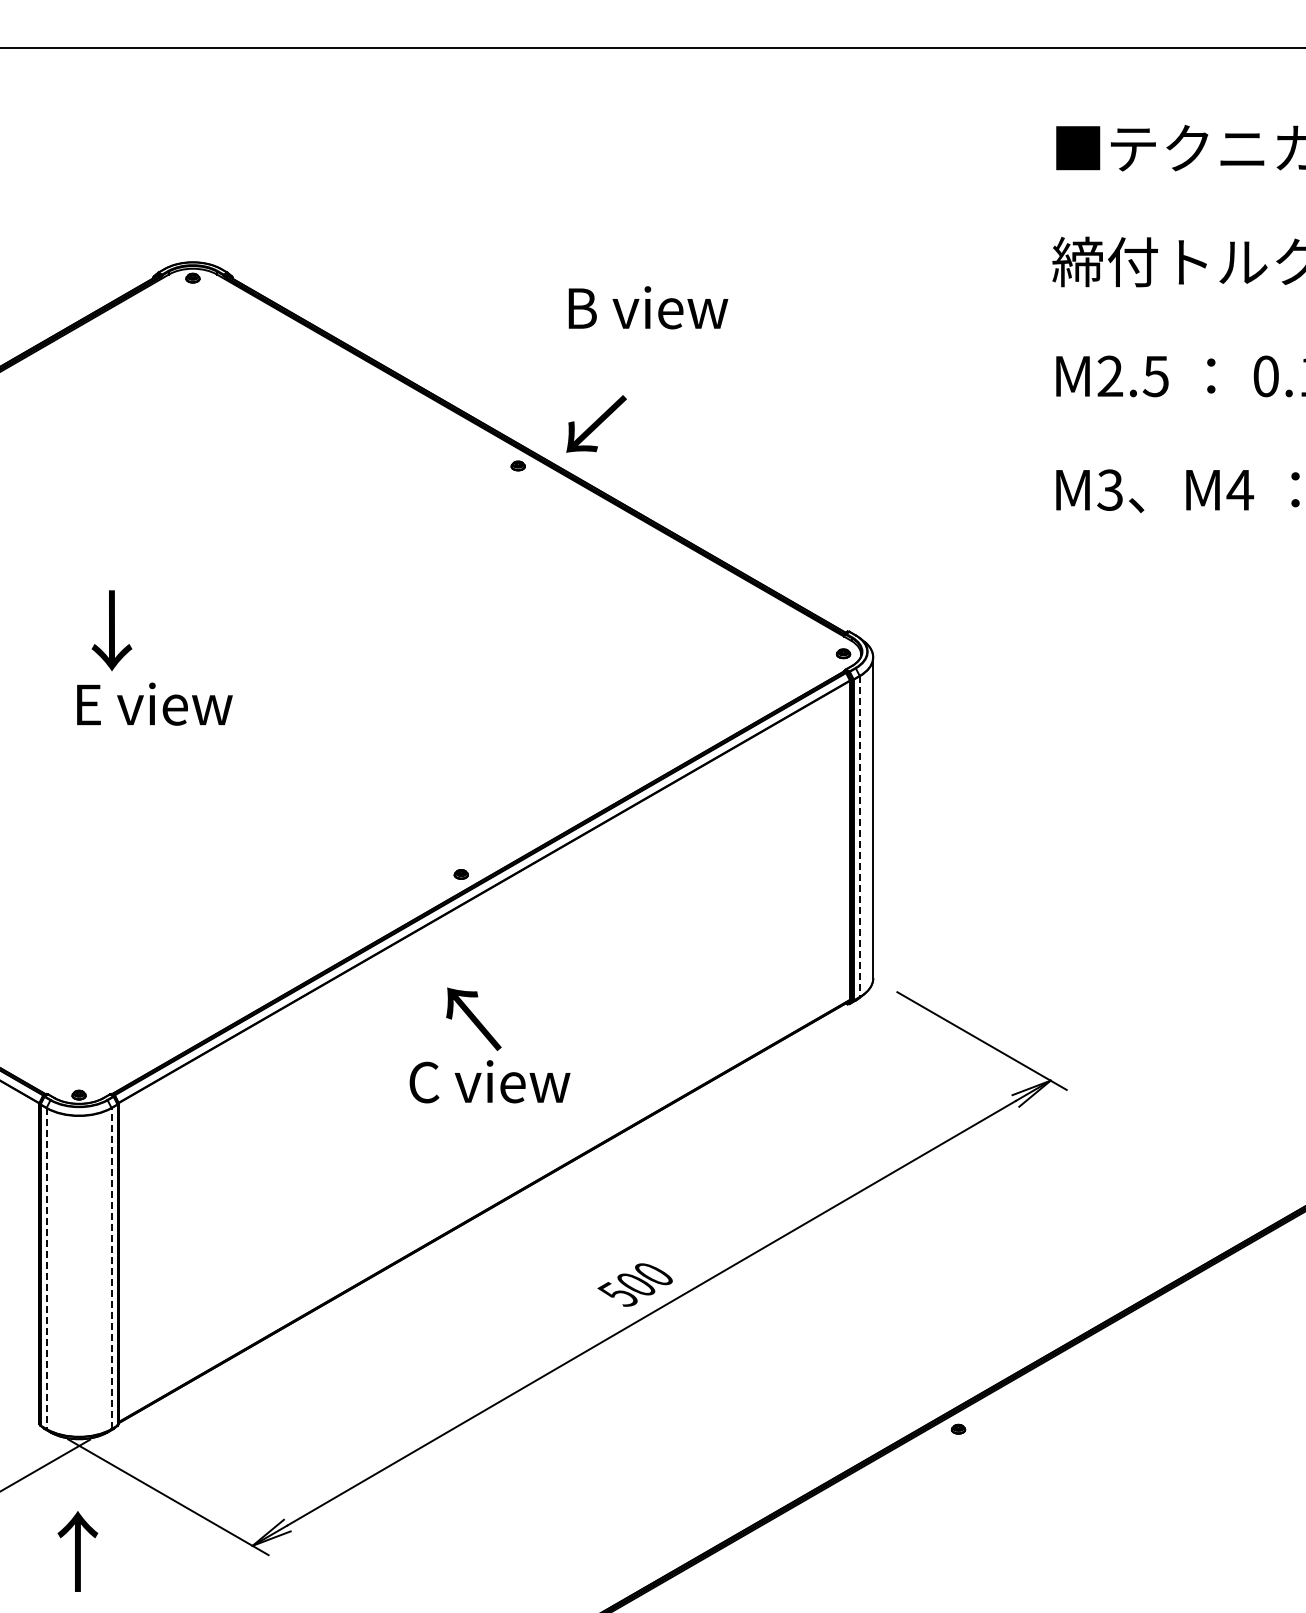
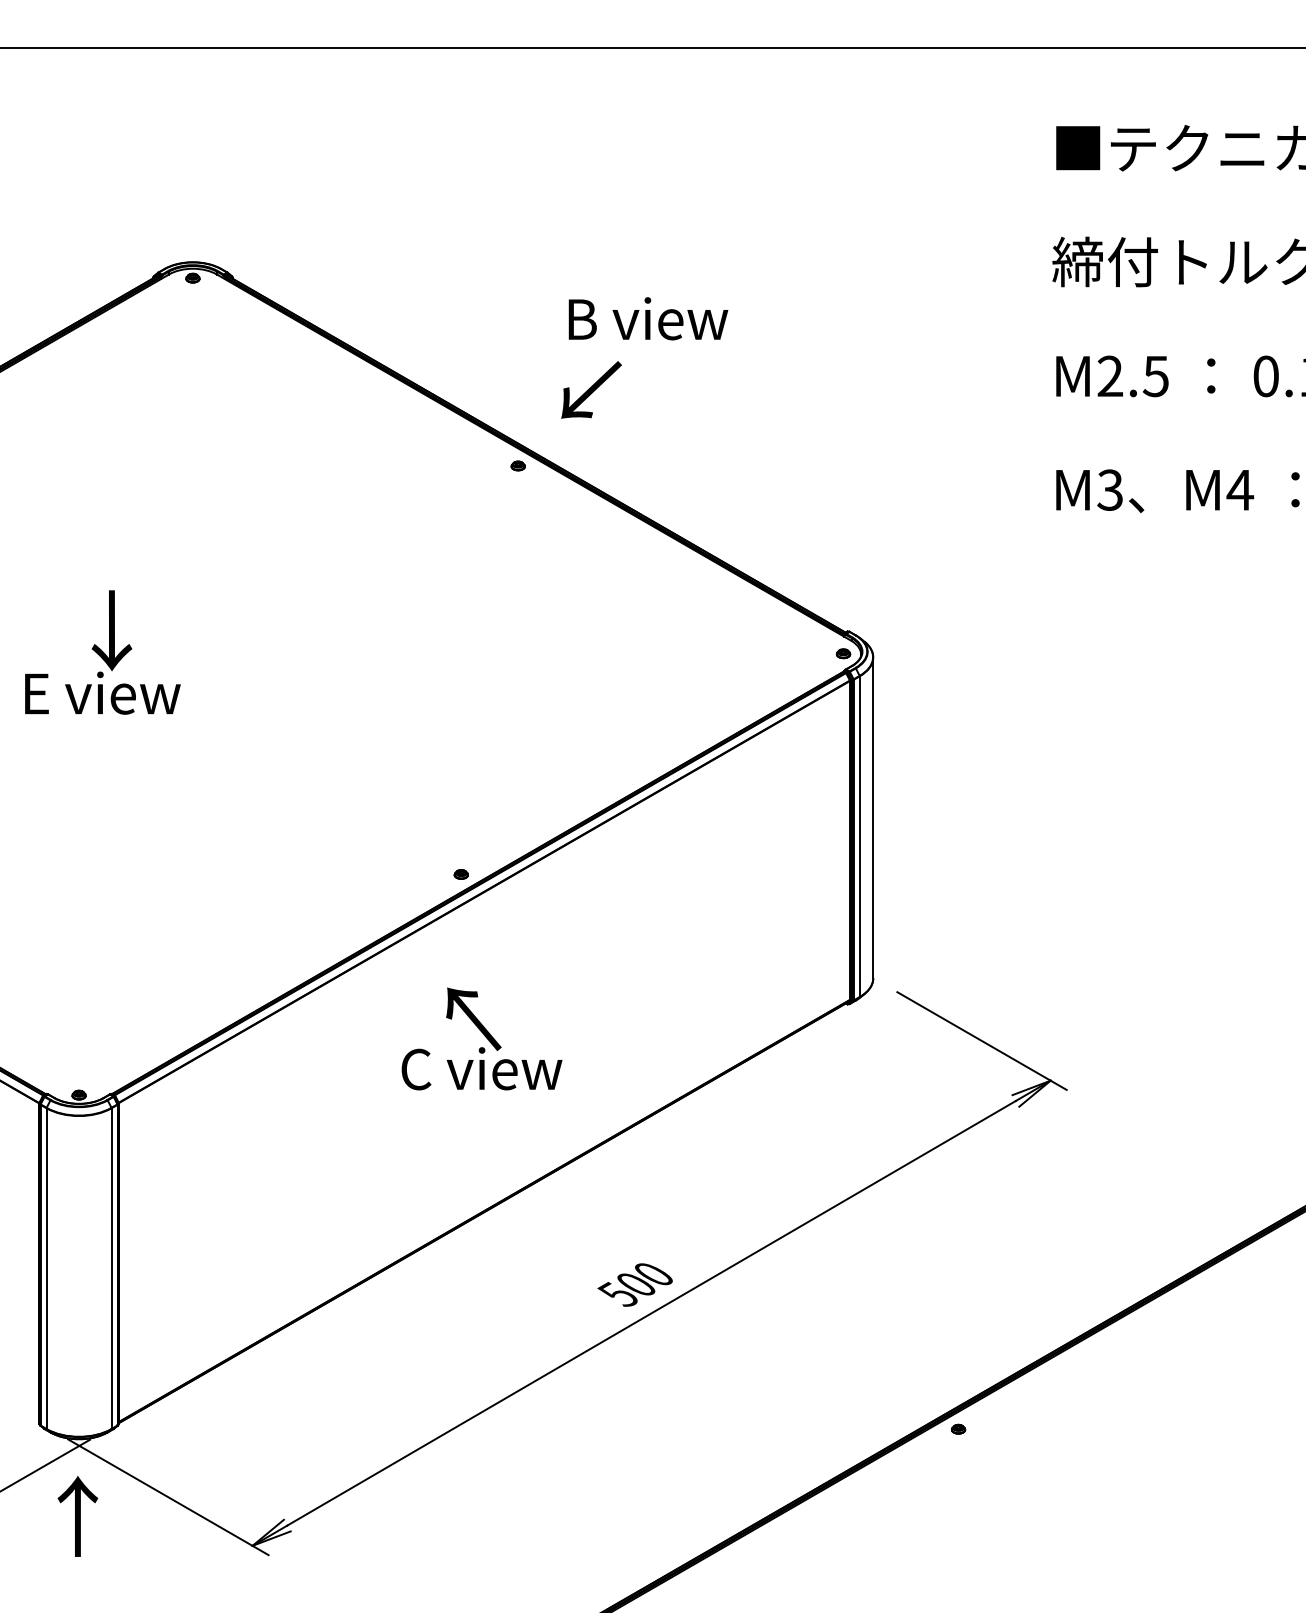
text position: (648, 307) -> (648, 318) (648, 318)
text position: (596, 423) -> (591, 389) (591, 389)
text position: (154, 703) -> (102, 692) (102, 692)
line: dashed -> solid (859, 837)
text position: (489, 1081) -> (481, 1068) (481, 1068)
line: dashed -> solid (111, 1268)
line: dashed -> solid (46, 1269)
text position: (77, 1551) -> (77, 1516) (77, 1516)
